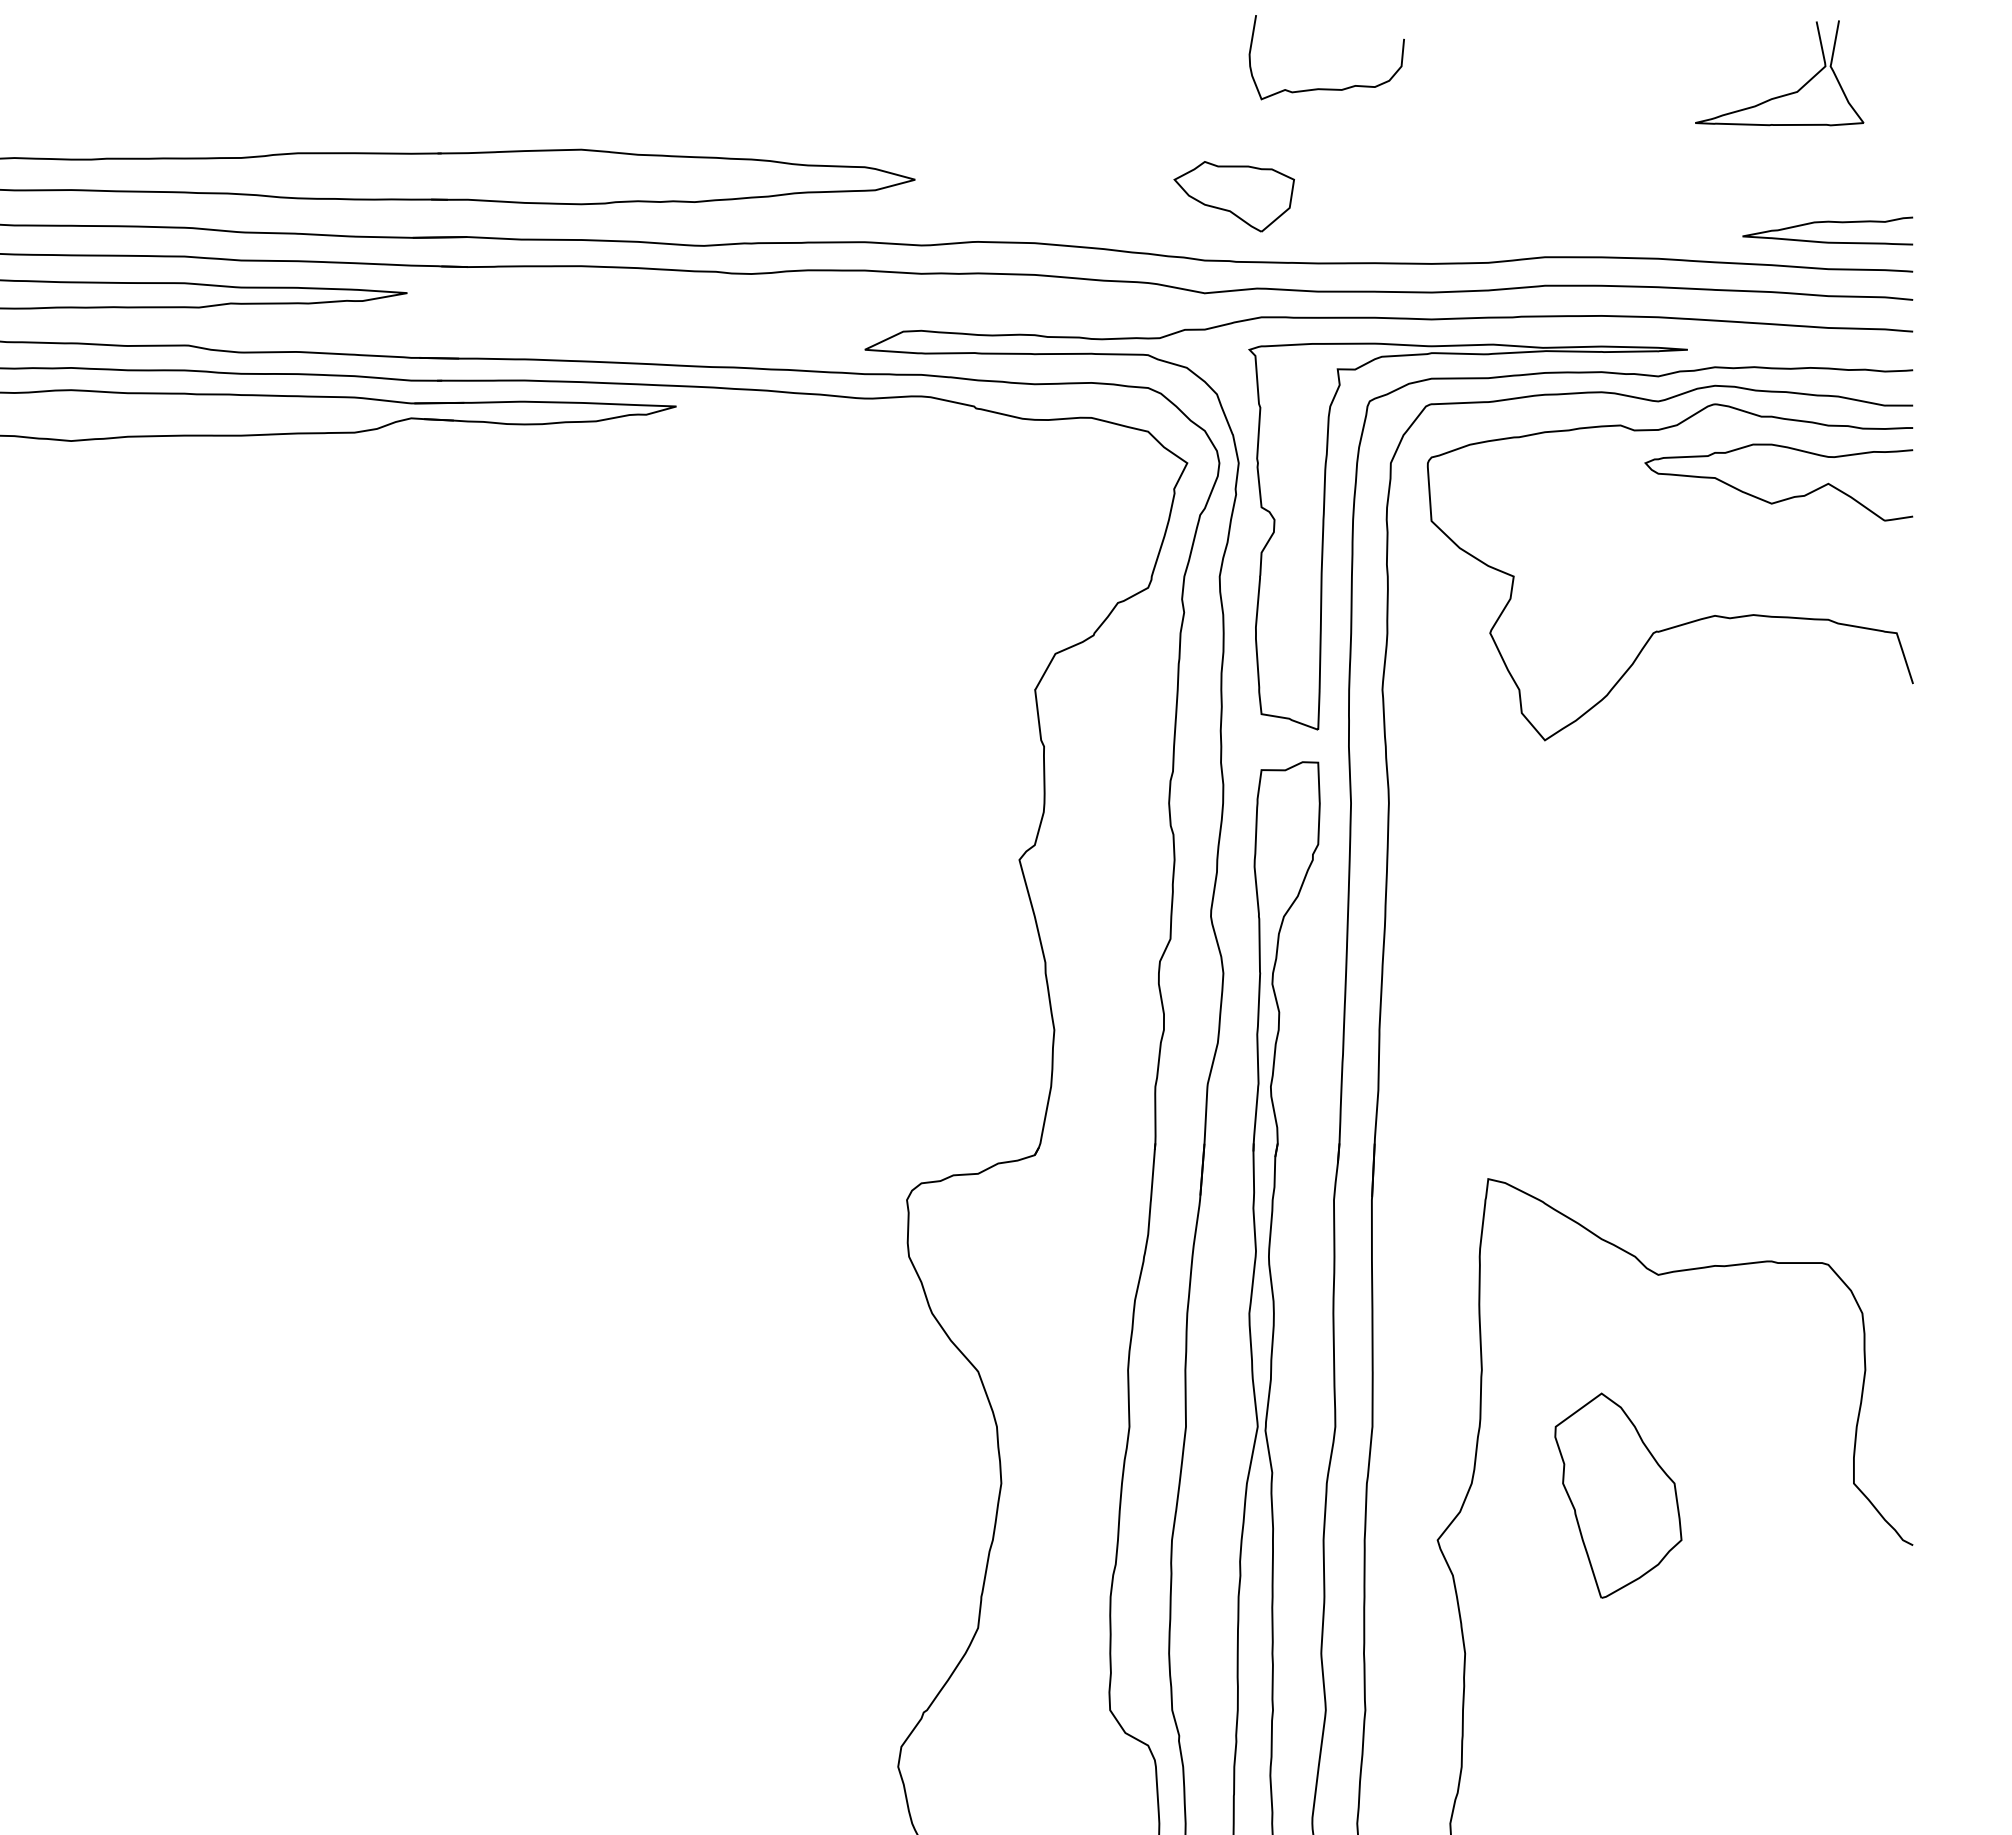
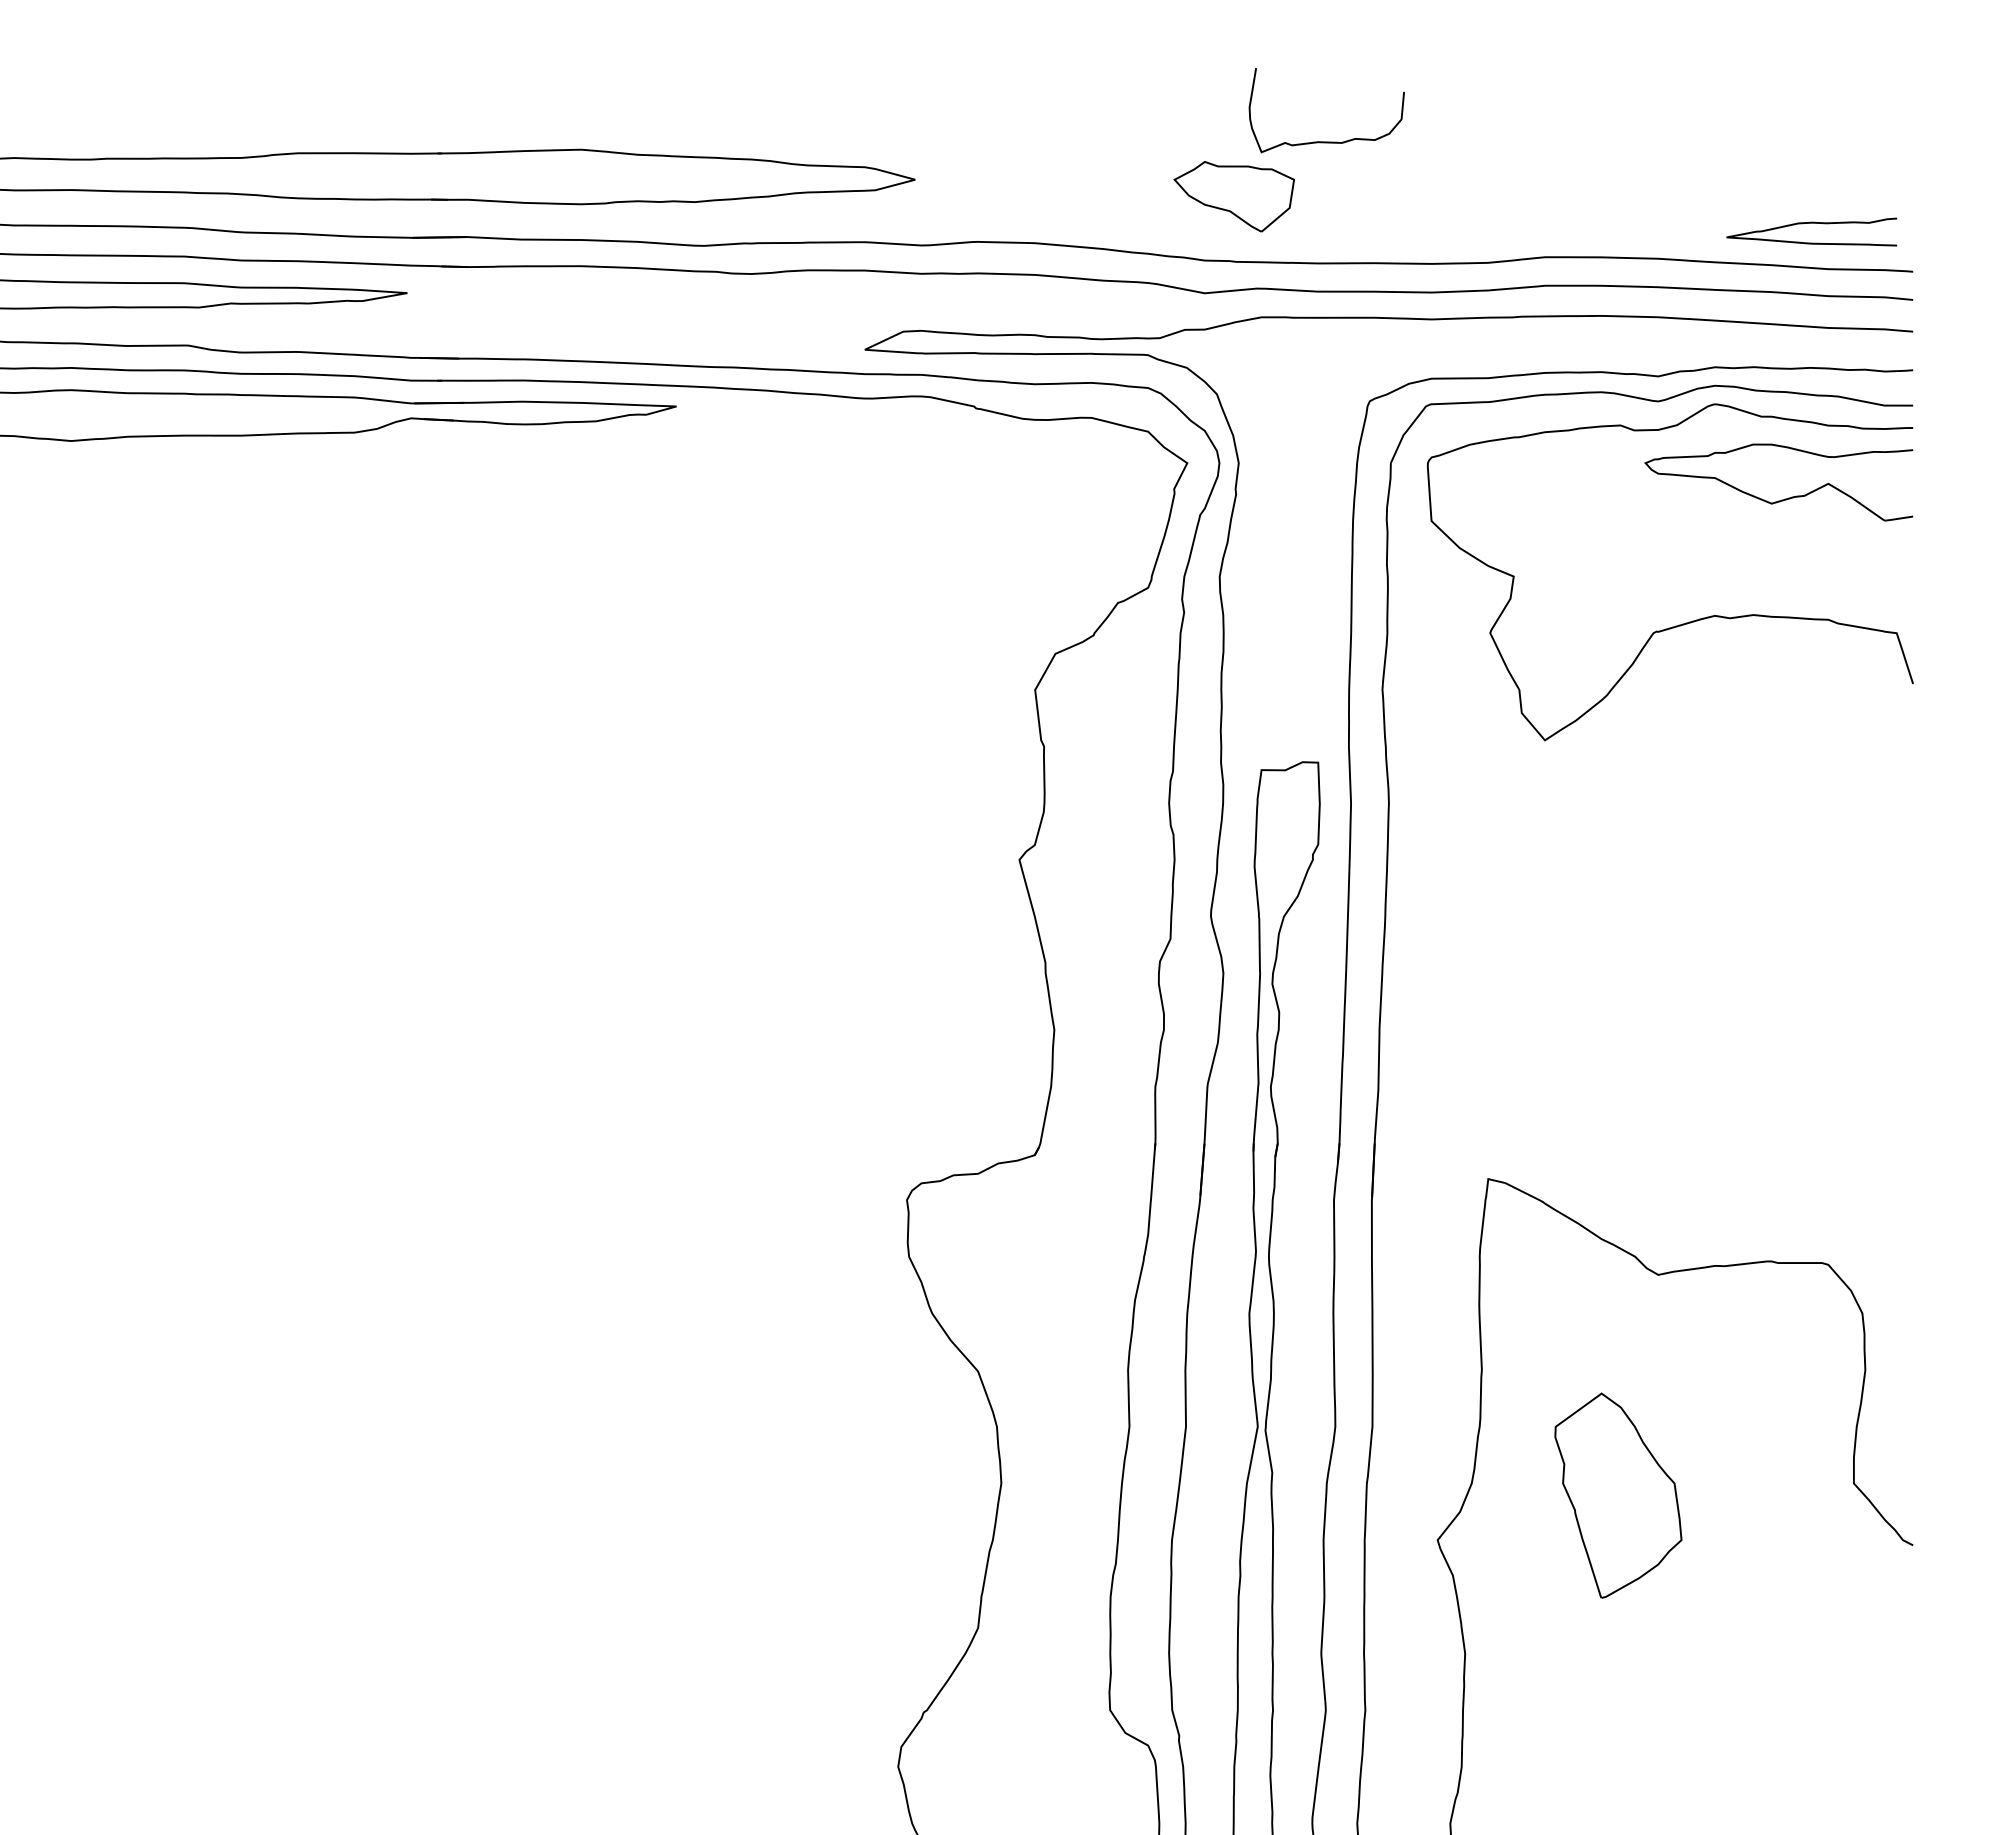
curve position: (1326, 88) -> (1326, 141) (1326, 141)
curve: present -> none (1783, 94)
curve position: (1827, 222) -> (1811, 223) (1811, 223)
part: present -> none (1324, 530)
